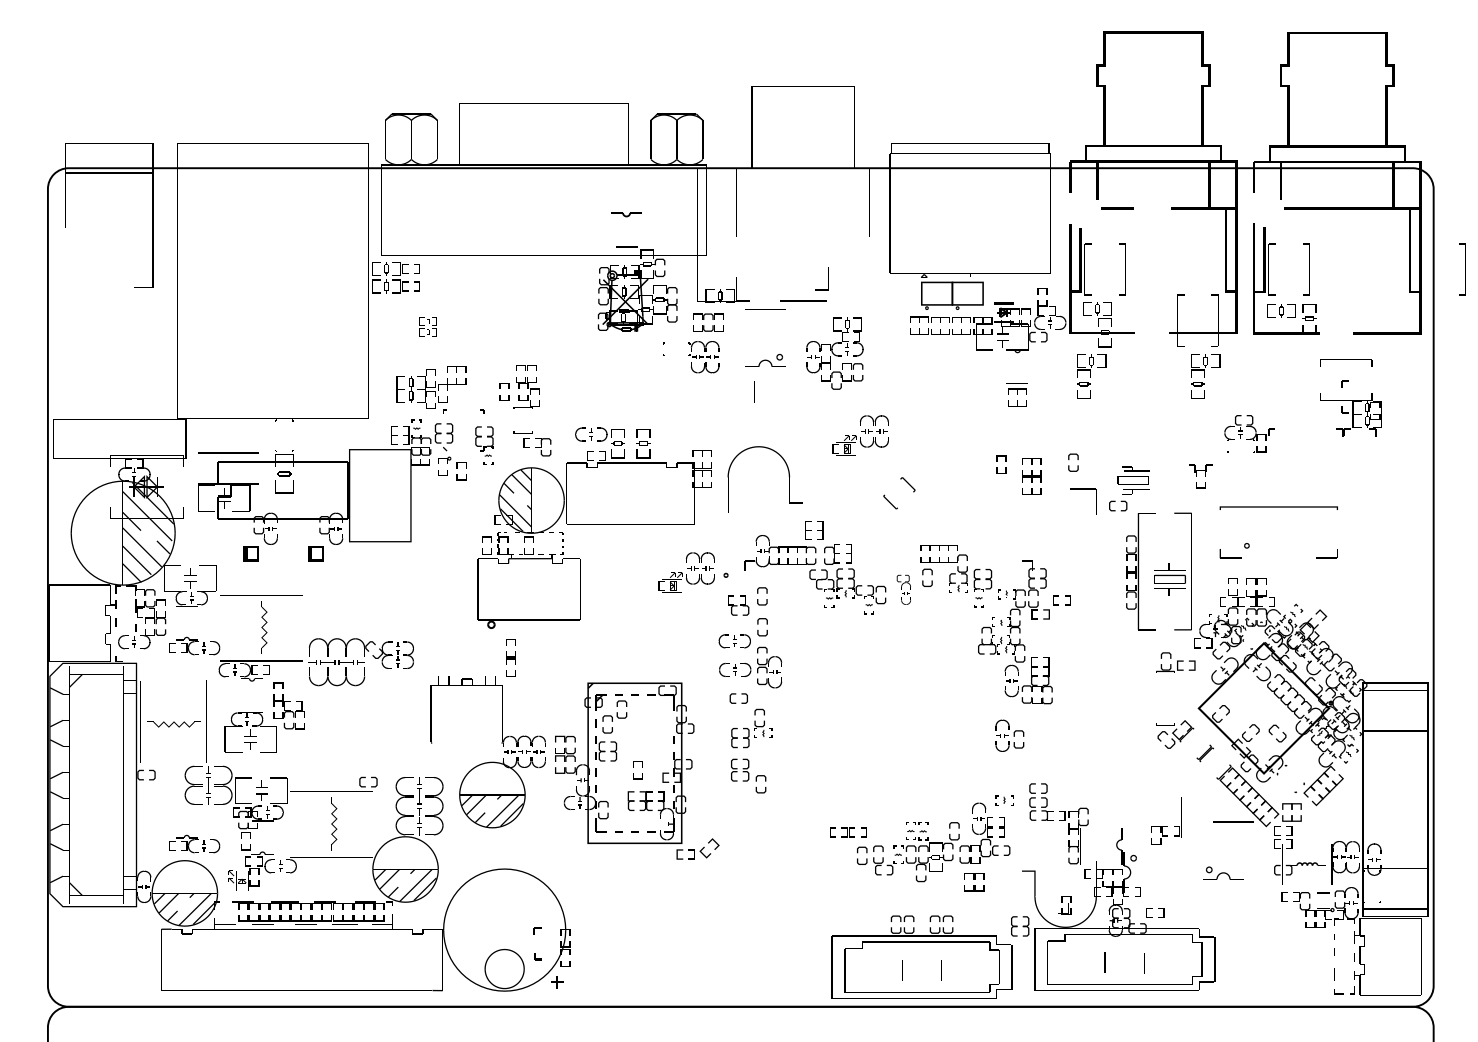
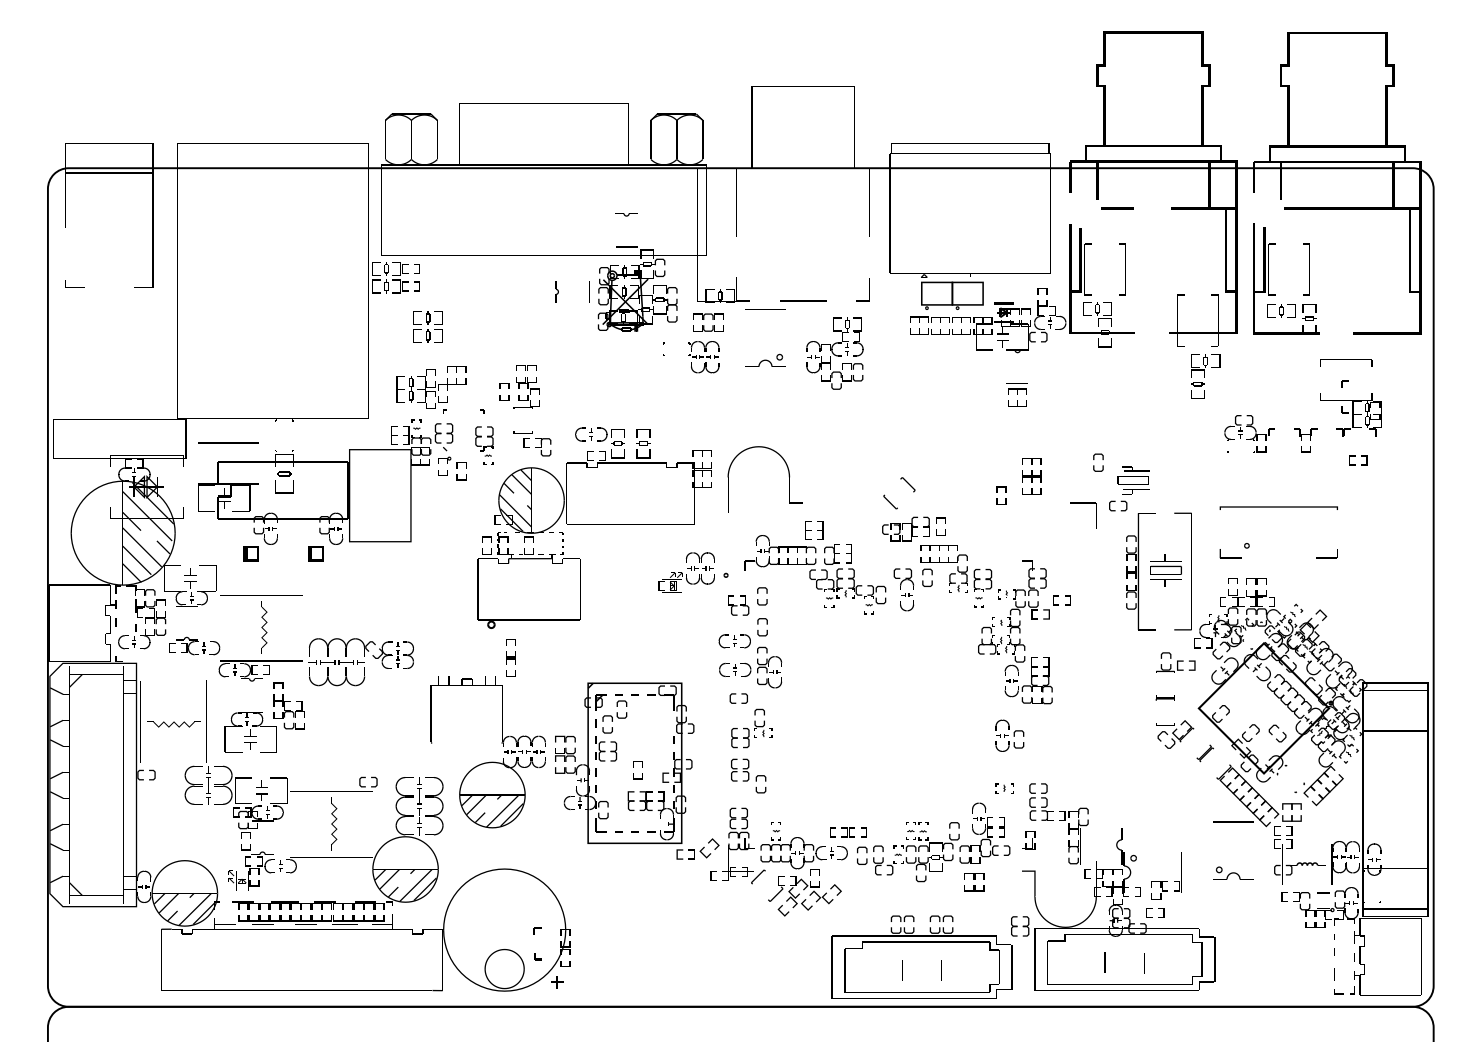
part size: 31x6 px -> 23x4 px (626, 214)
part: present -> none (1462, 269)
line position: (828, 278) -> (869, 289) (869, 289)
part: none -> present (74, 283)
part: none -> present (556, 291)
part size: 18x20 px -> 30x32 px (427, 326)
part: present -> none (1091, 376)
line position: (754, 391) -> (589, 291) (589, 291)
part: present -> none (860, 435)
line position: (228, 452) -> (228, 442) (228, 442)
part: none -> present (1358, 460)
part position: (1073, 462) -> (1098, 462) (1098, 462)
part position: (1001, 464) -> (1001, 495) (1001, 495)
part position: (1200, 476) -> (1305, 440) (1305, 440)
part position: (1083, 489) -> (1083, 503) (1083, 503)
part: none -> present (913, 528)
part position: (1169, 579) -> (1165, 570) (1165, 570)
part size: 15x31 px -> 22x44 px (903, 589)
part: none -> present (1164, 697)
part position: (1004, 800) -> (1004, 788) (1004, 788)
part position: (1166, 820) -> (1166, 875) (1166, 875)
part: present -> none (194, 843)
part: none -> present (778, 861)
part position: (1223, 872) -> (1233, 872) (1233, 872)
part position: (1064, 905) -> (1028, 840) (1028, 840)
